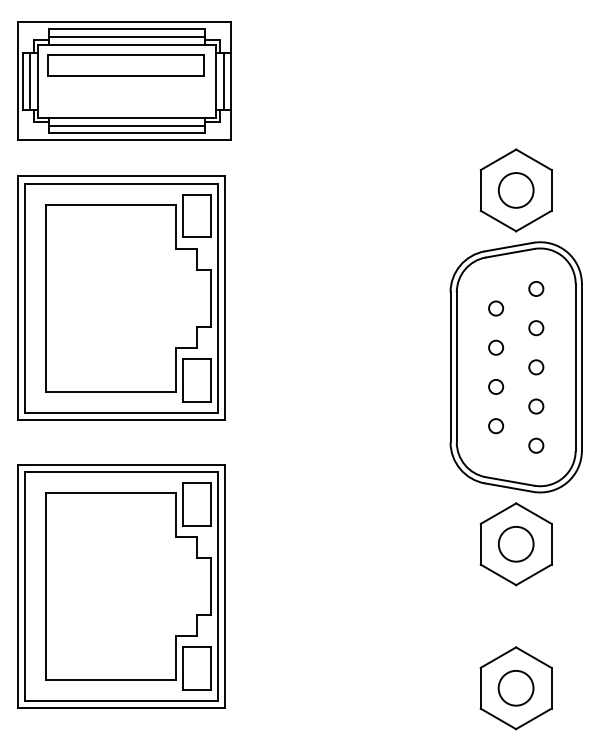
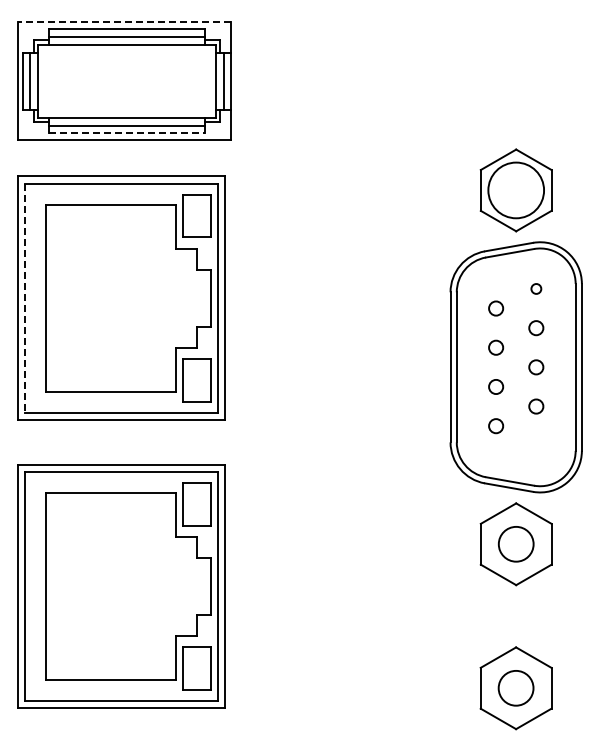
line: solid -> dashed (124, 22)
part: present -> none (125, 65)
line: solid -> dashed (127, 133)
circle diameter: 35 px -> 56 px (516, 190)
circle size: 17x16 px -> 13x12 px (536, 288)
line: solid -> dashed (25, 298)
circle: present -> none (536, 445)
